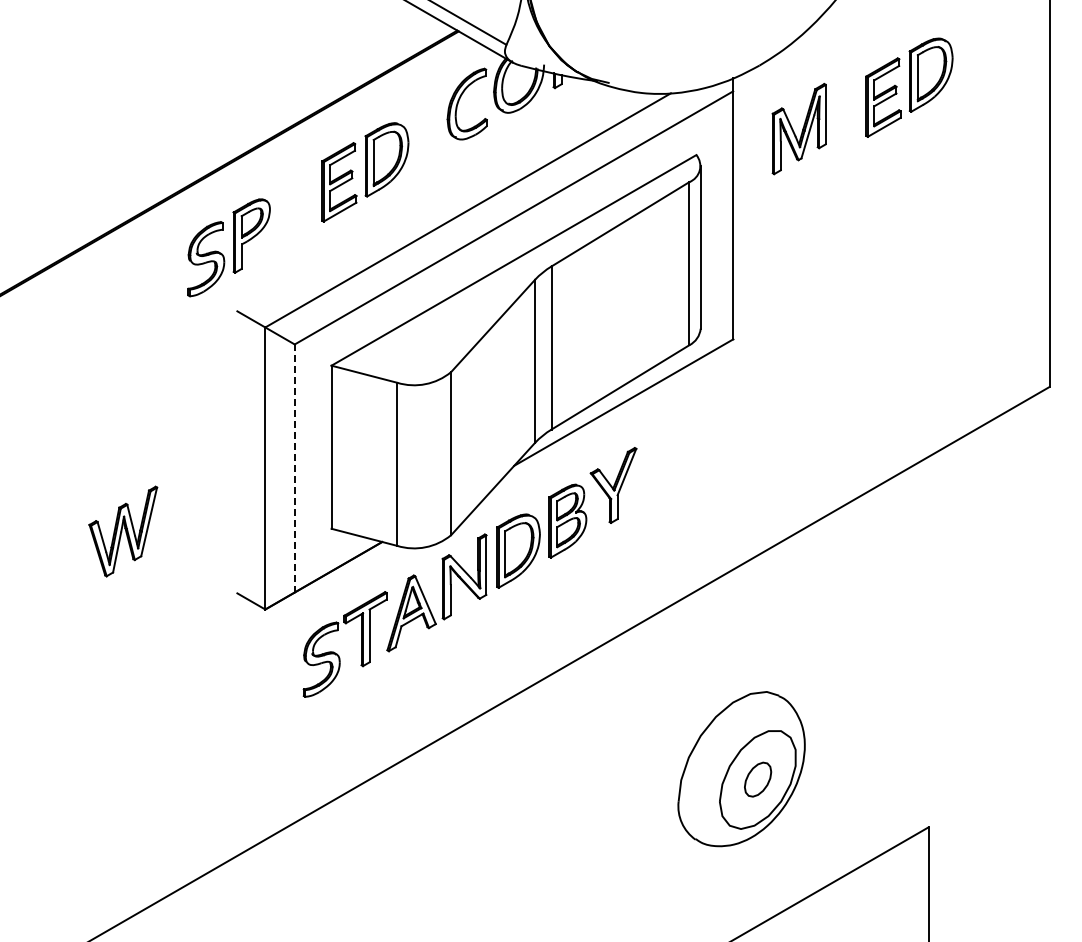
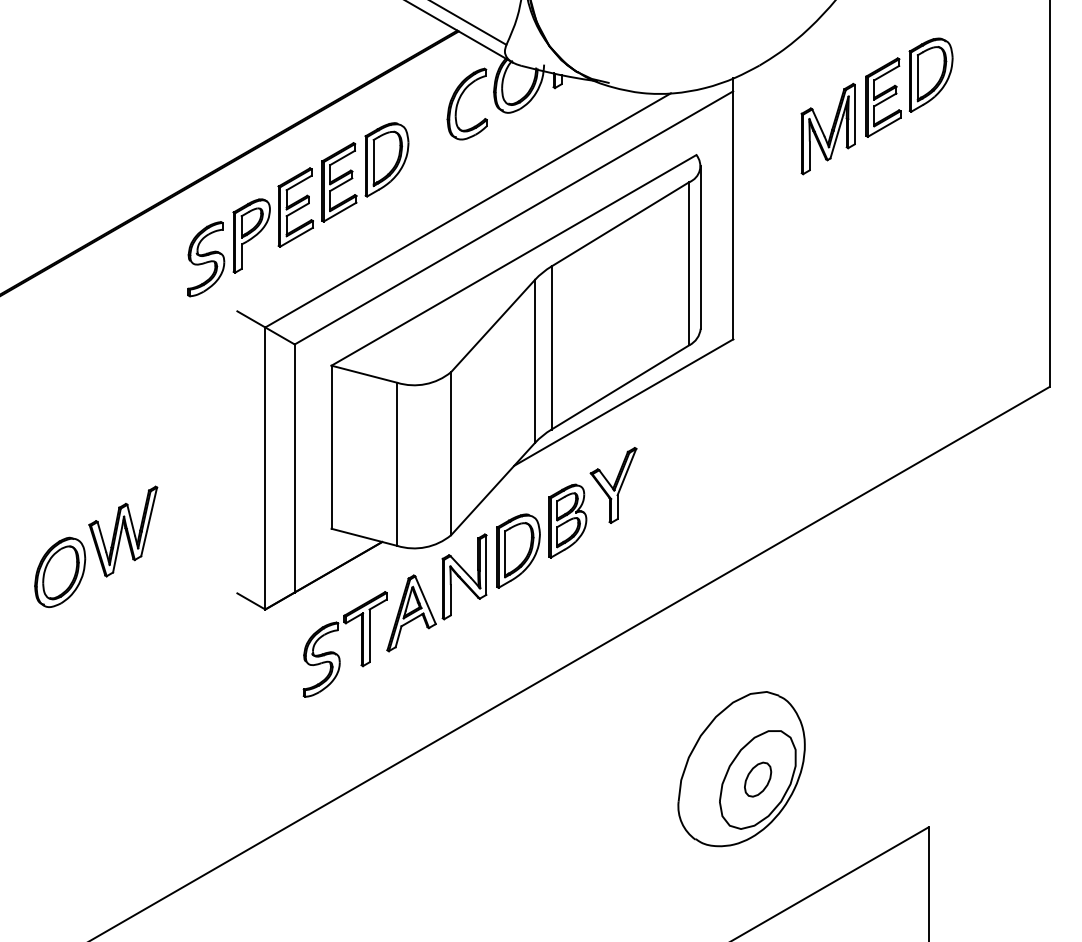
part position: (798, 128) -> (827, 128) (827, 128)
part: none -> present (295, 207)
line: dashed -> solid (294, 468)
part: none -> present (60, 571)
